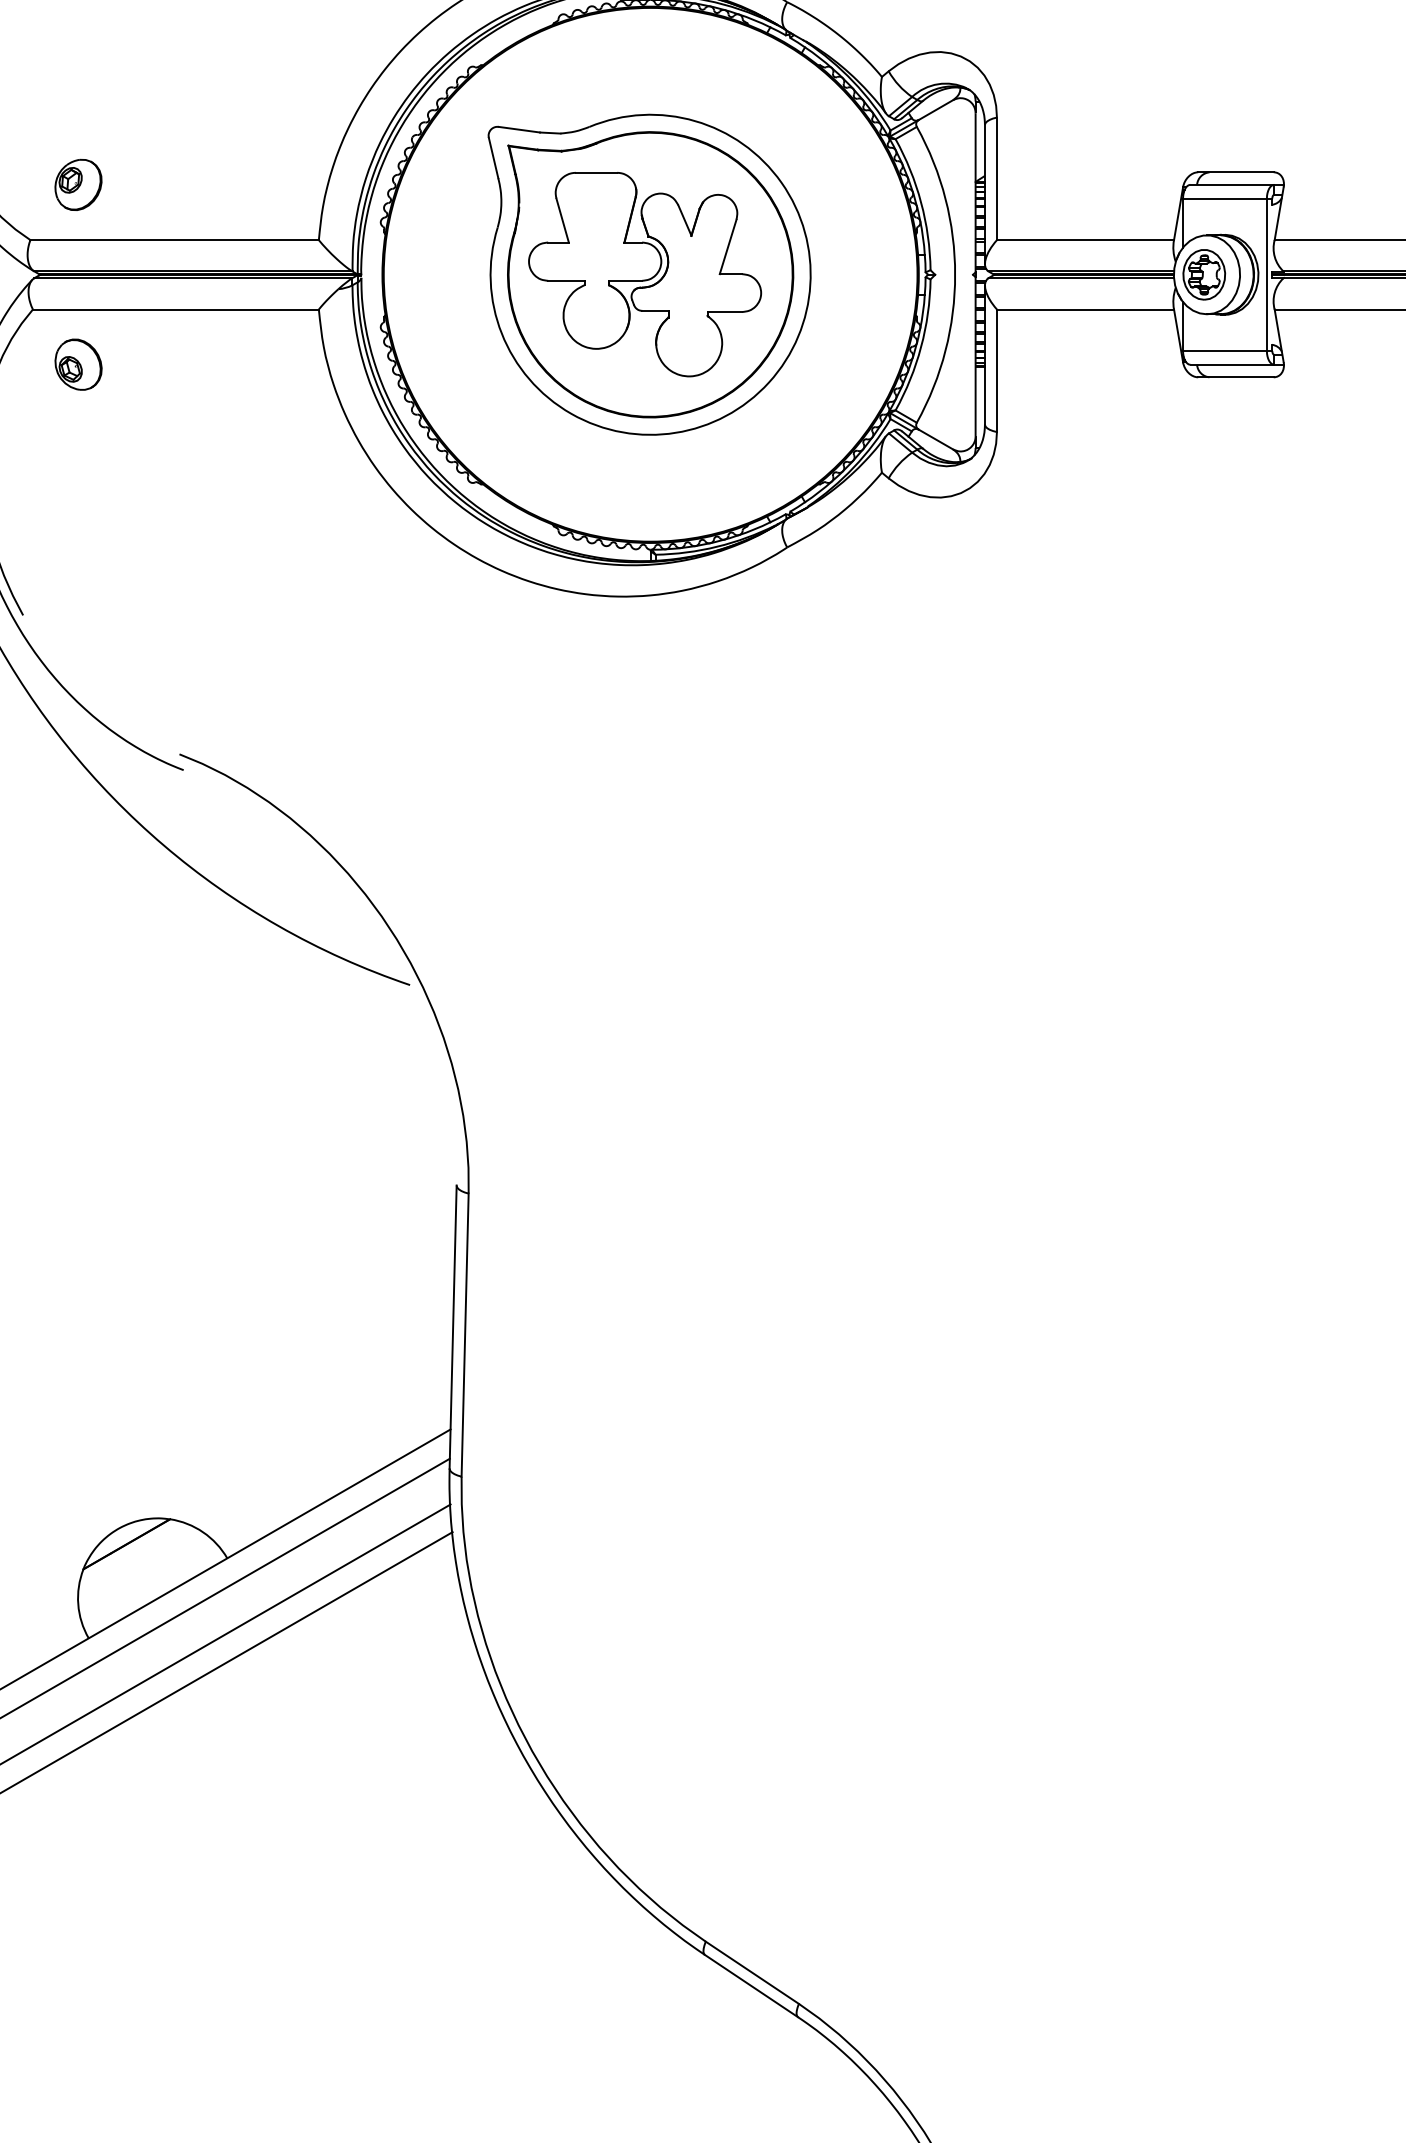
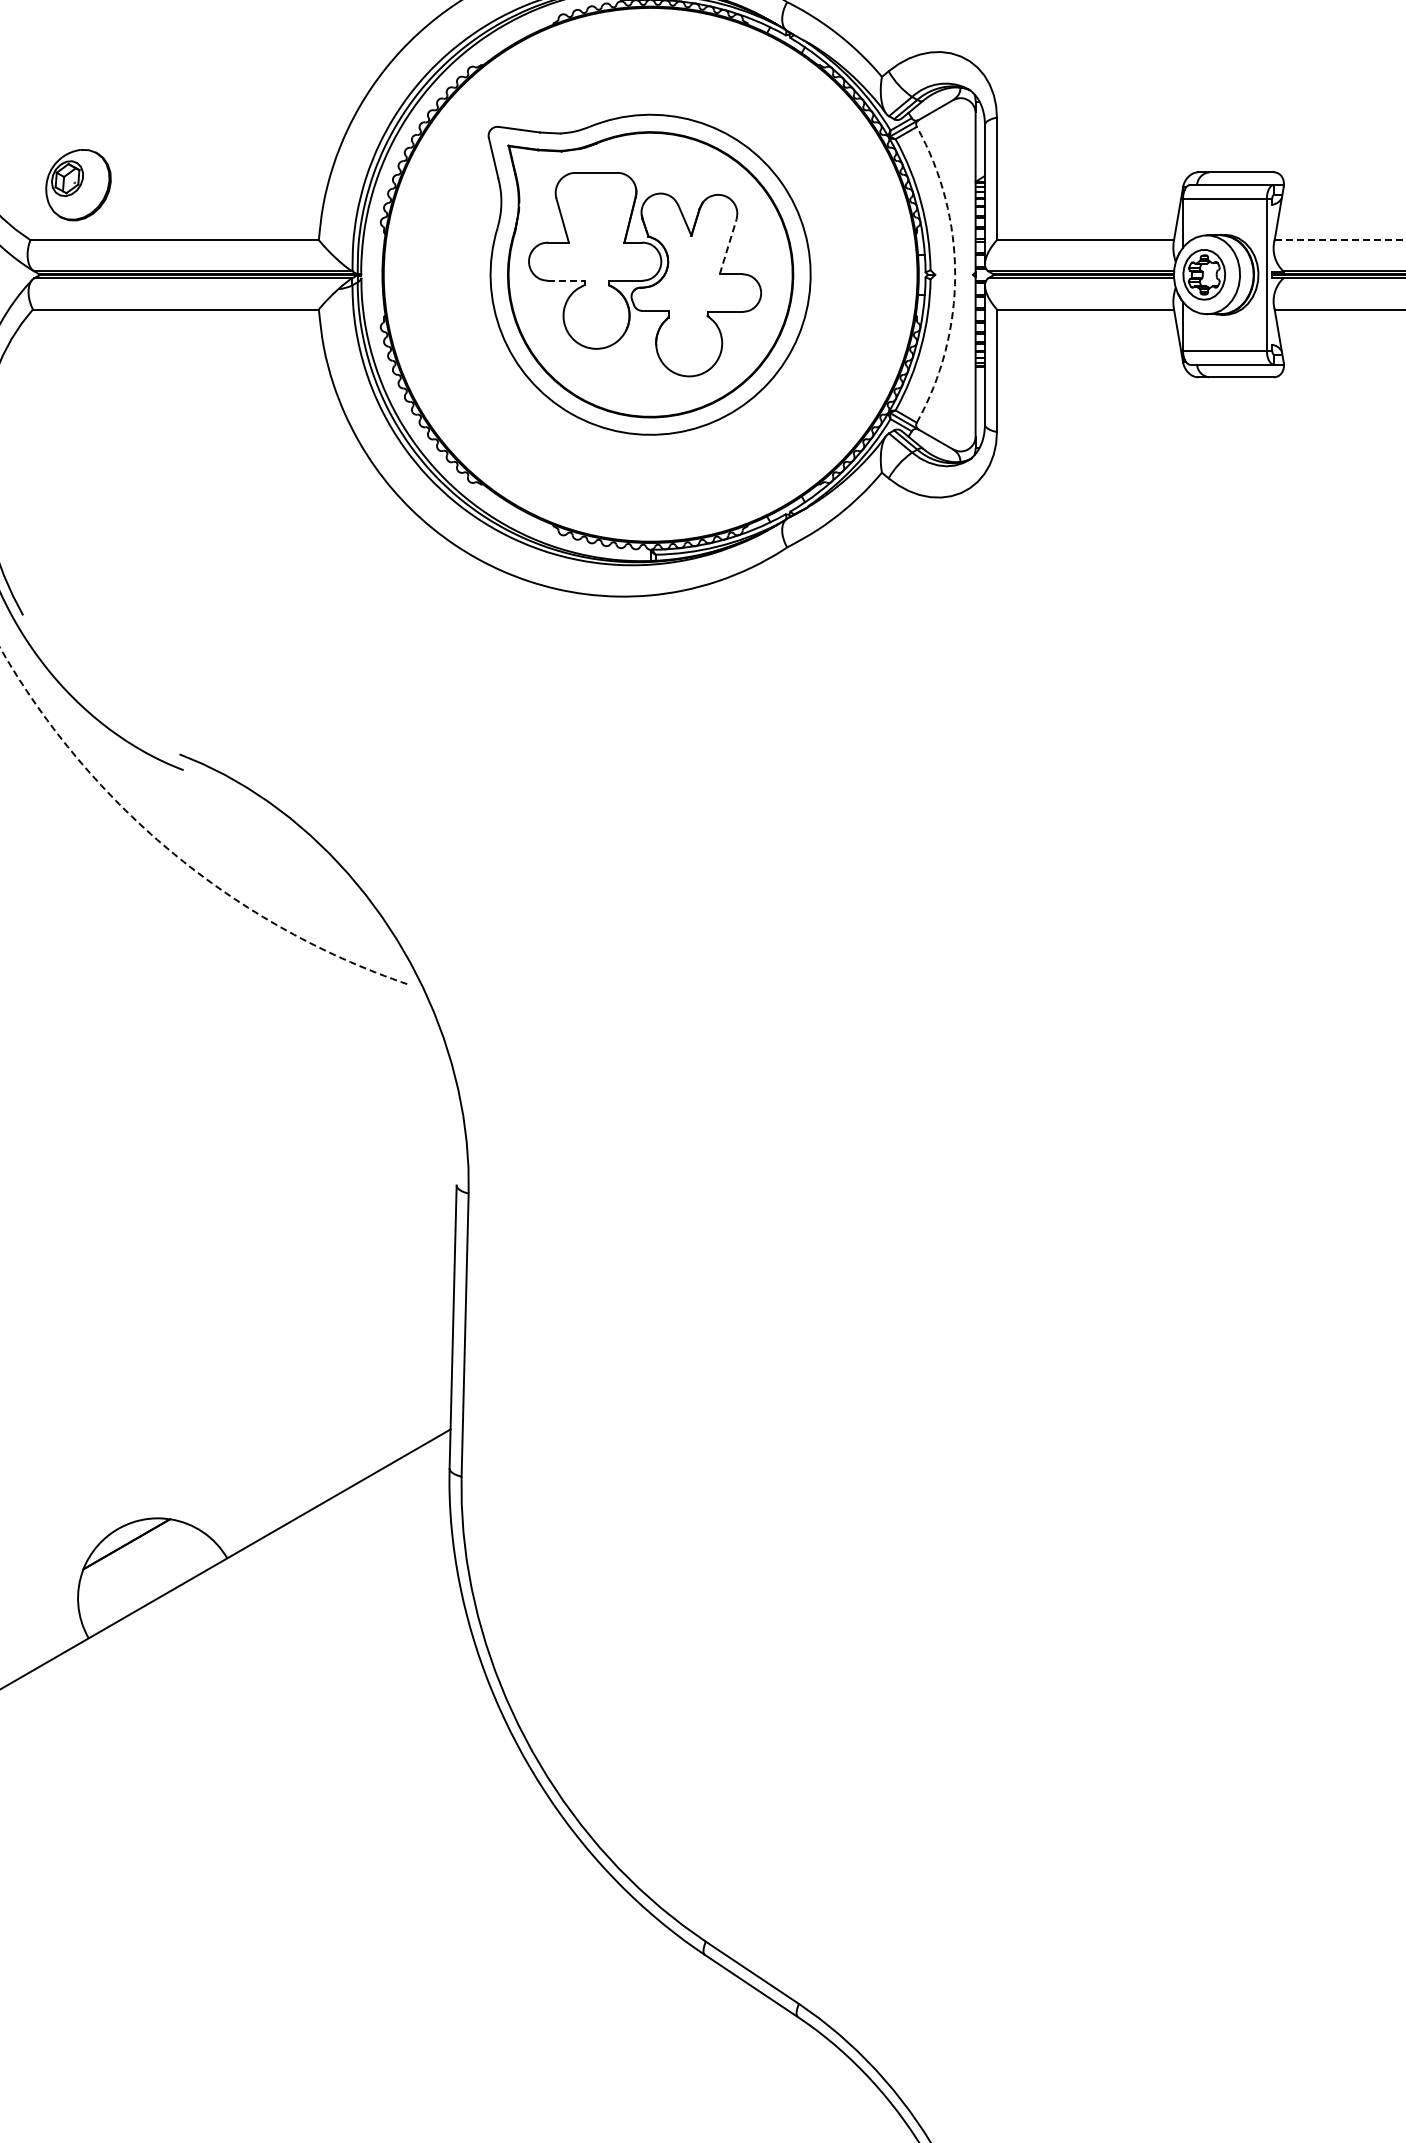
part size: 49x53 px -> 67x73 px (78, 185)
line: solid -> dashed (1340, 240)
line: solid -> dashed (728, 246)
arc: solid -> dashed (955, 274)
line: solid -> dashed (566, 280)
part: present -> none (78, 364)
arc: solid -> dashed (173, 853)
line: present -> none (225, 1587)
line: present -> none (226, 1633)
line: present -> none (227, 1662)
